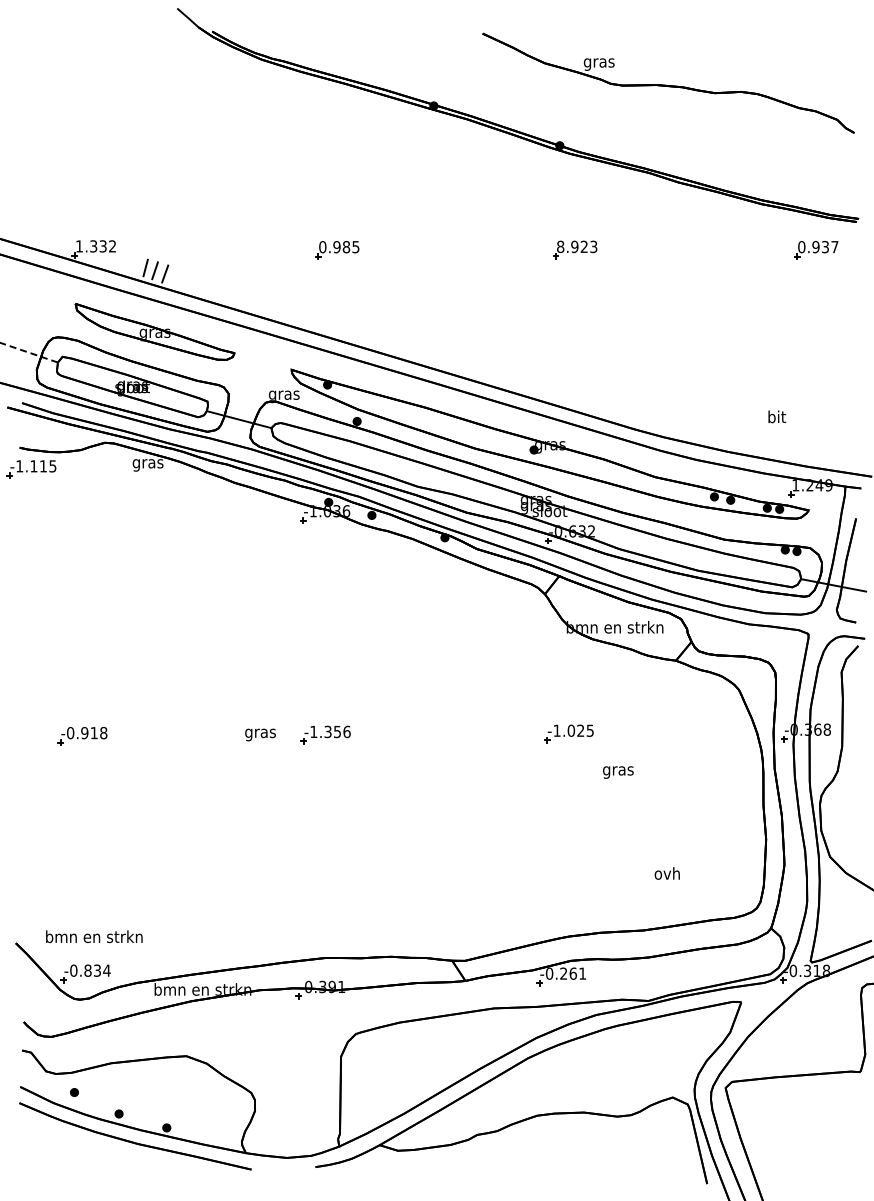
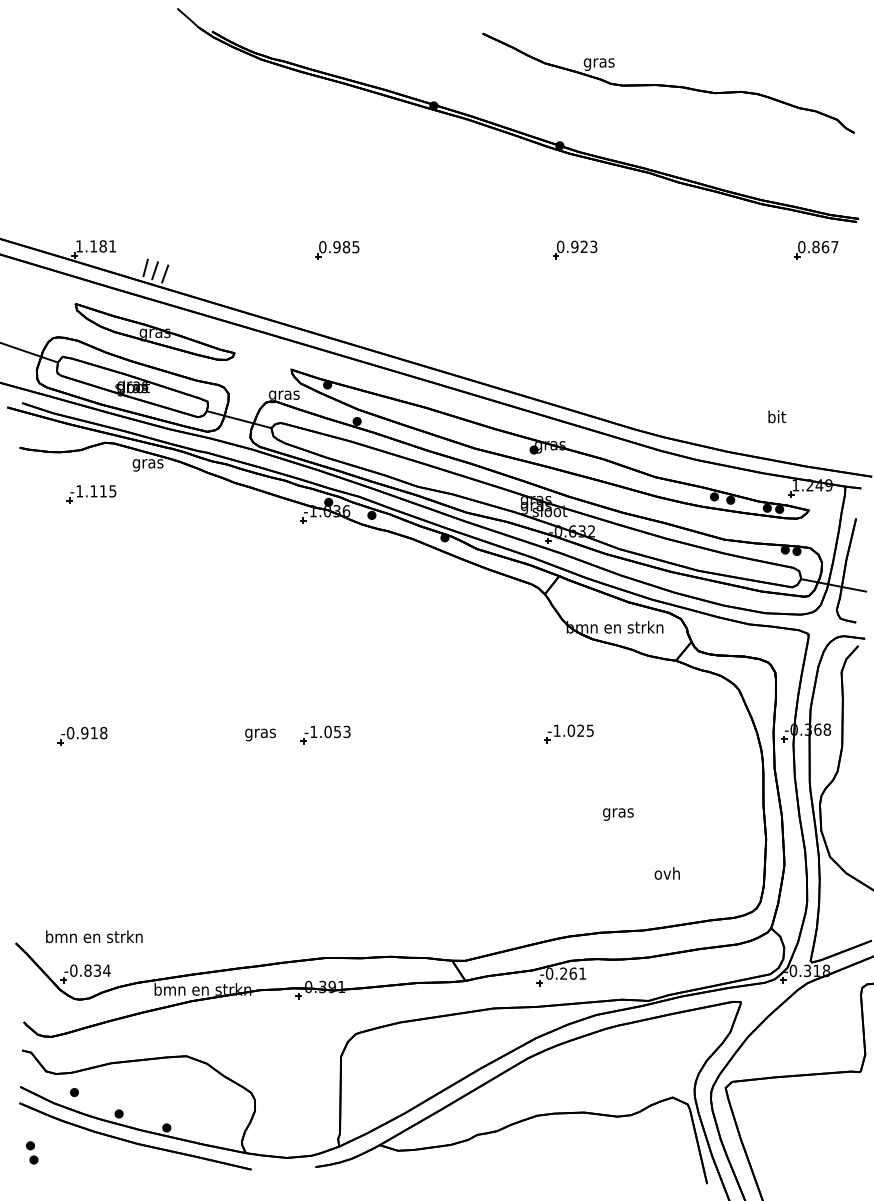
text: 1.332 -> 1.181 (102, 246)
text: 8.923 -> 0.923 (560, 246)
text: 0.937 -> 0.867 (820, 246)
line: dashed -> solid (28, 352)
part position: (31, 469) -> (91, 494) (91, 494)
text: -1.356 -> -1.053 (337, 731)
text position: (618, 772) -> (618, 814) (618, 814)
part: none -> present (32, 1152)
